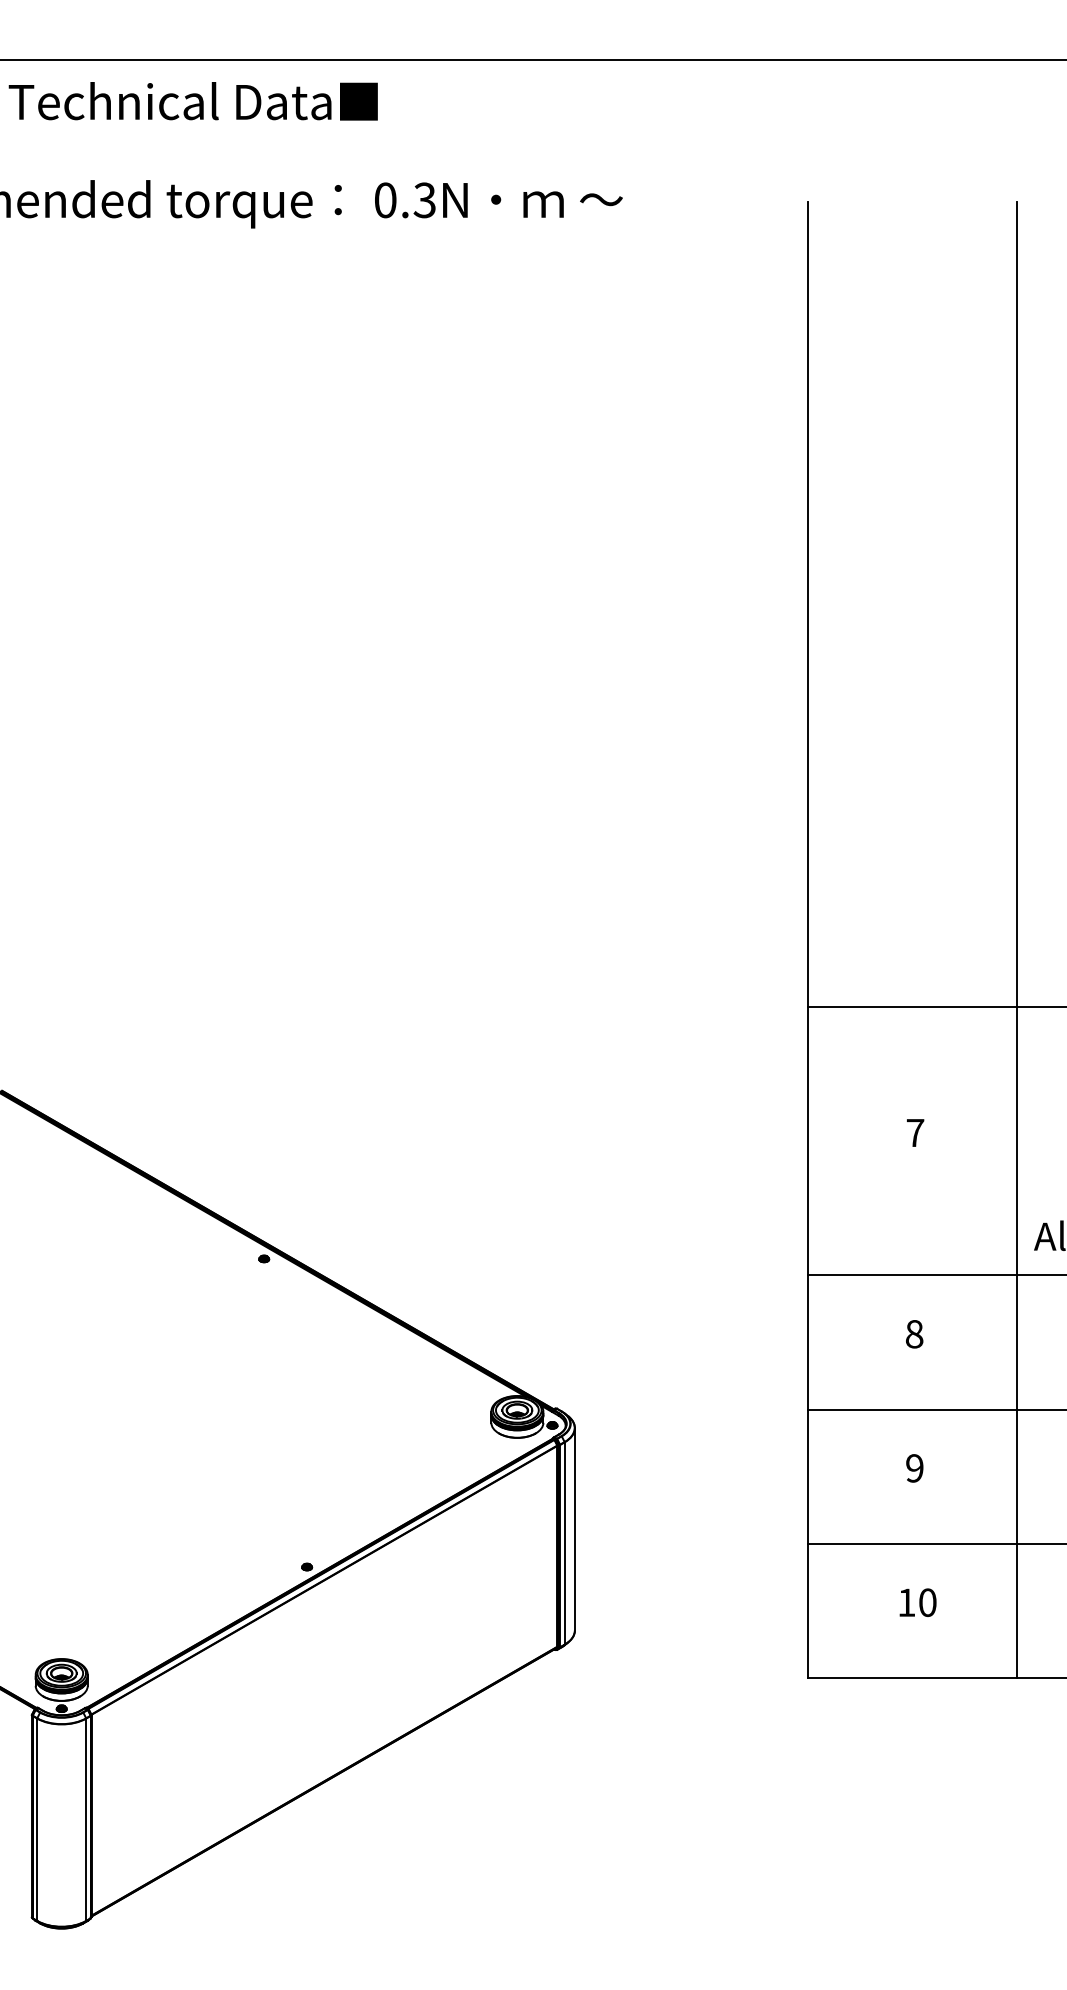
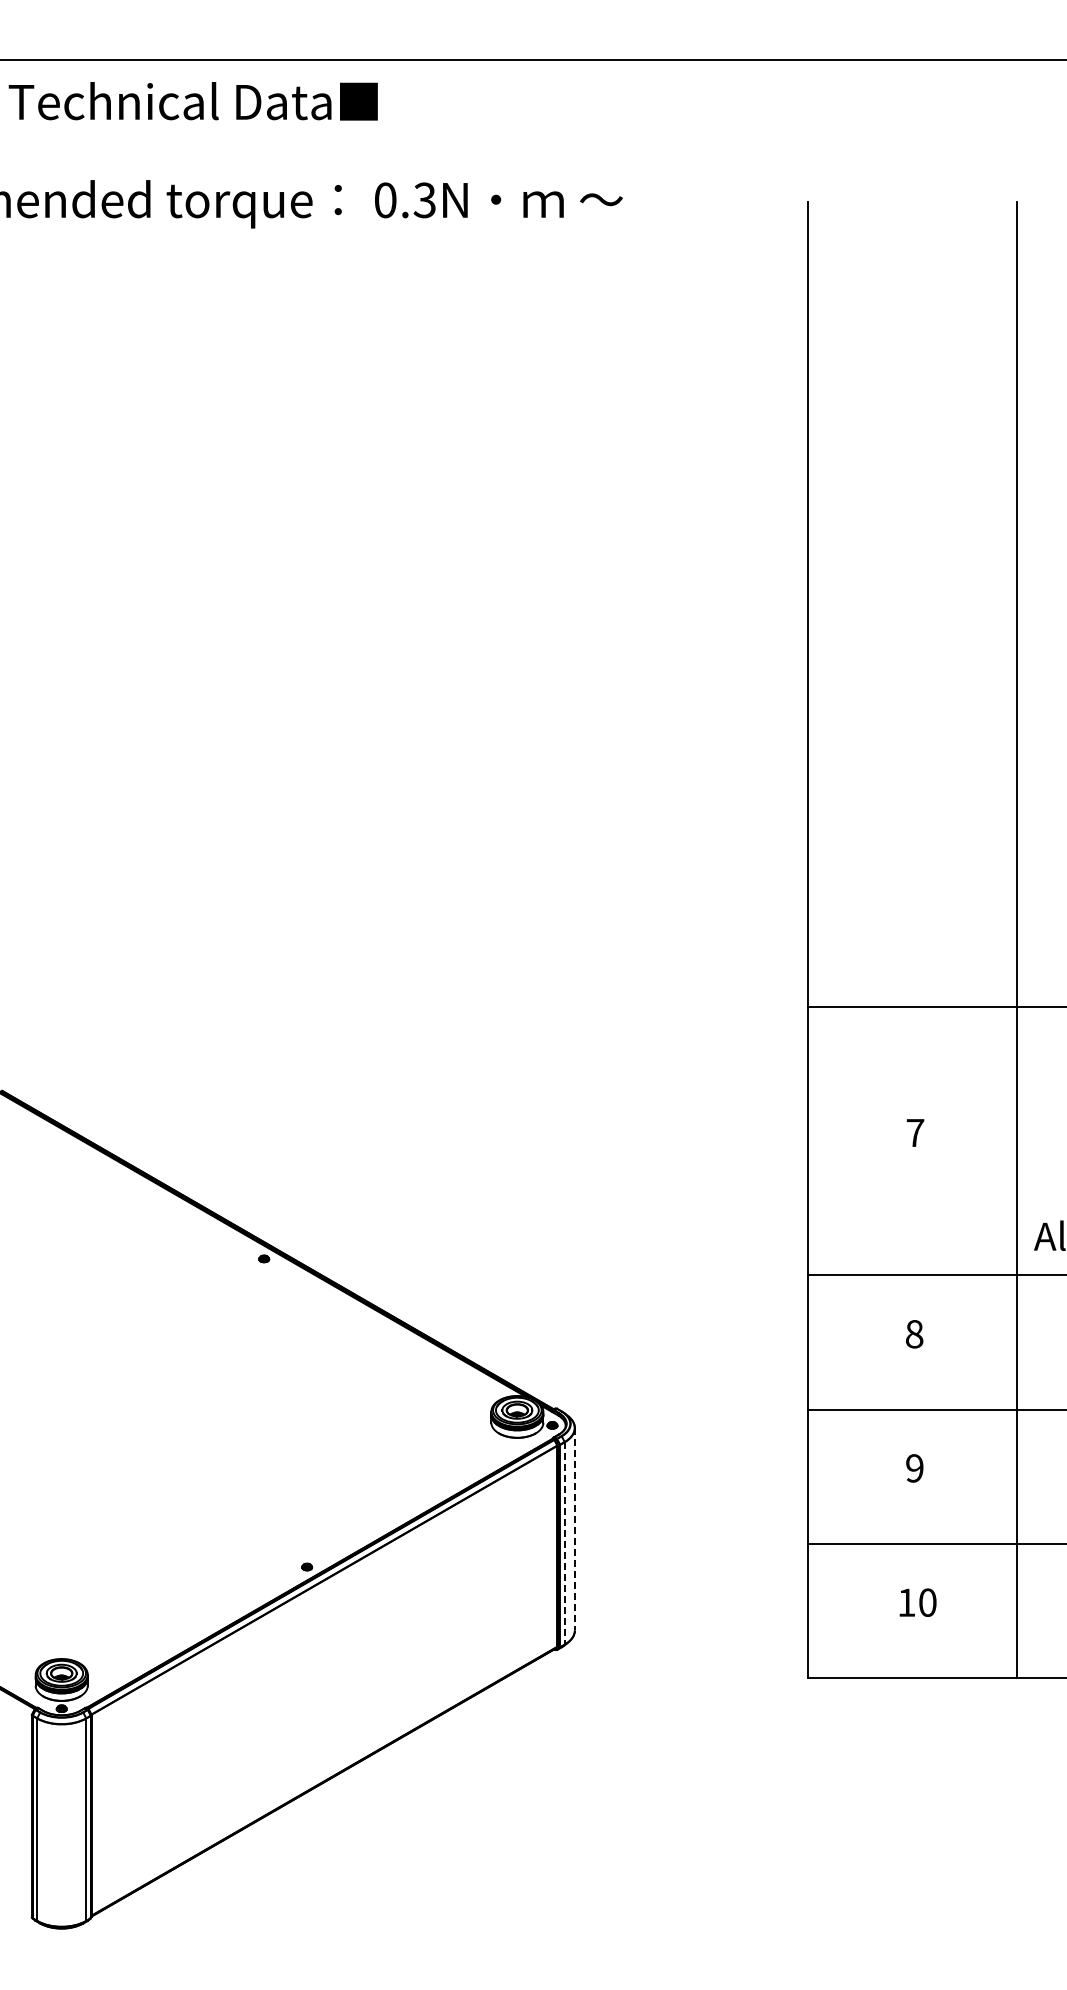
line: solid -> dashed (574, 1529)
line: solid -> dashed (564, 1543)
